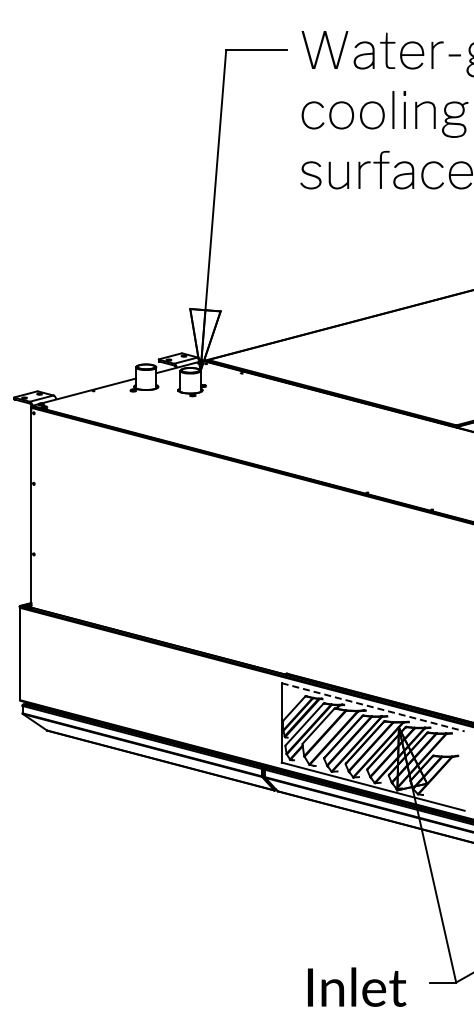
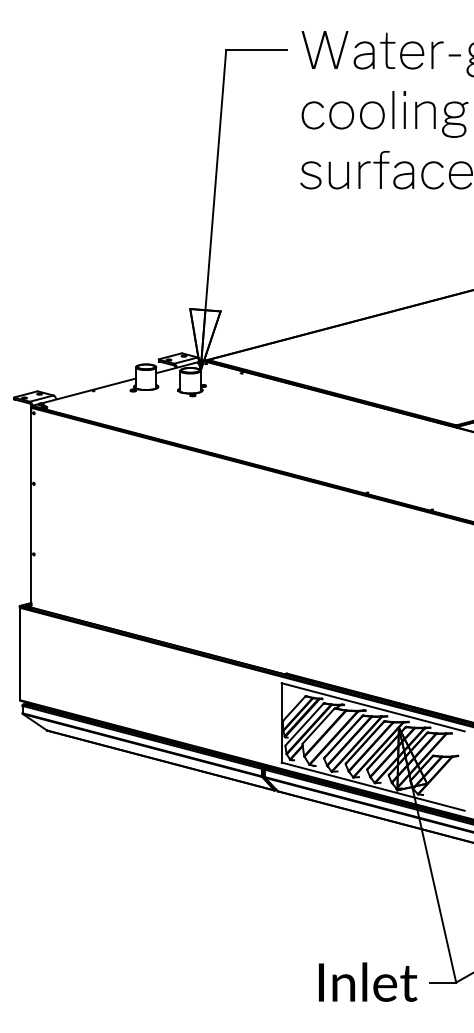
line: dashed -> solid (373, 707)
text position: (357, 986) -> (368, 981) (368, 981)
